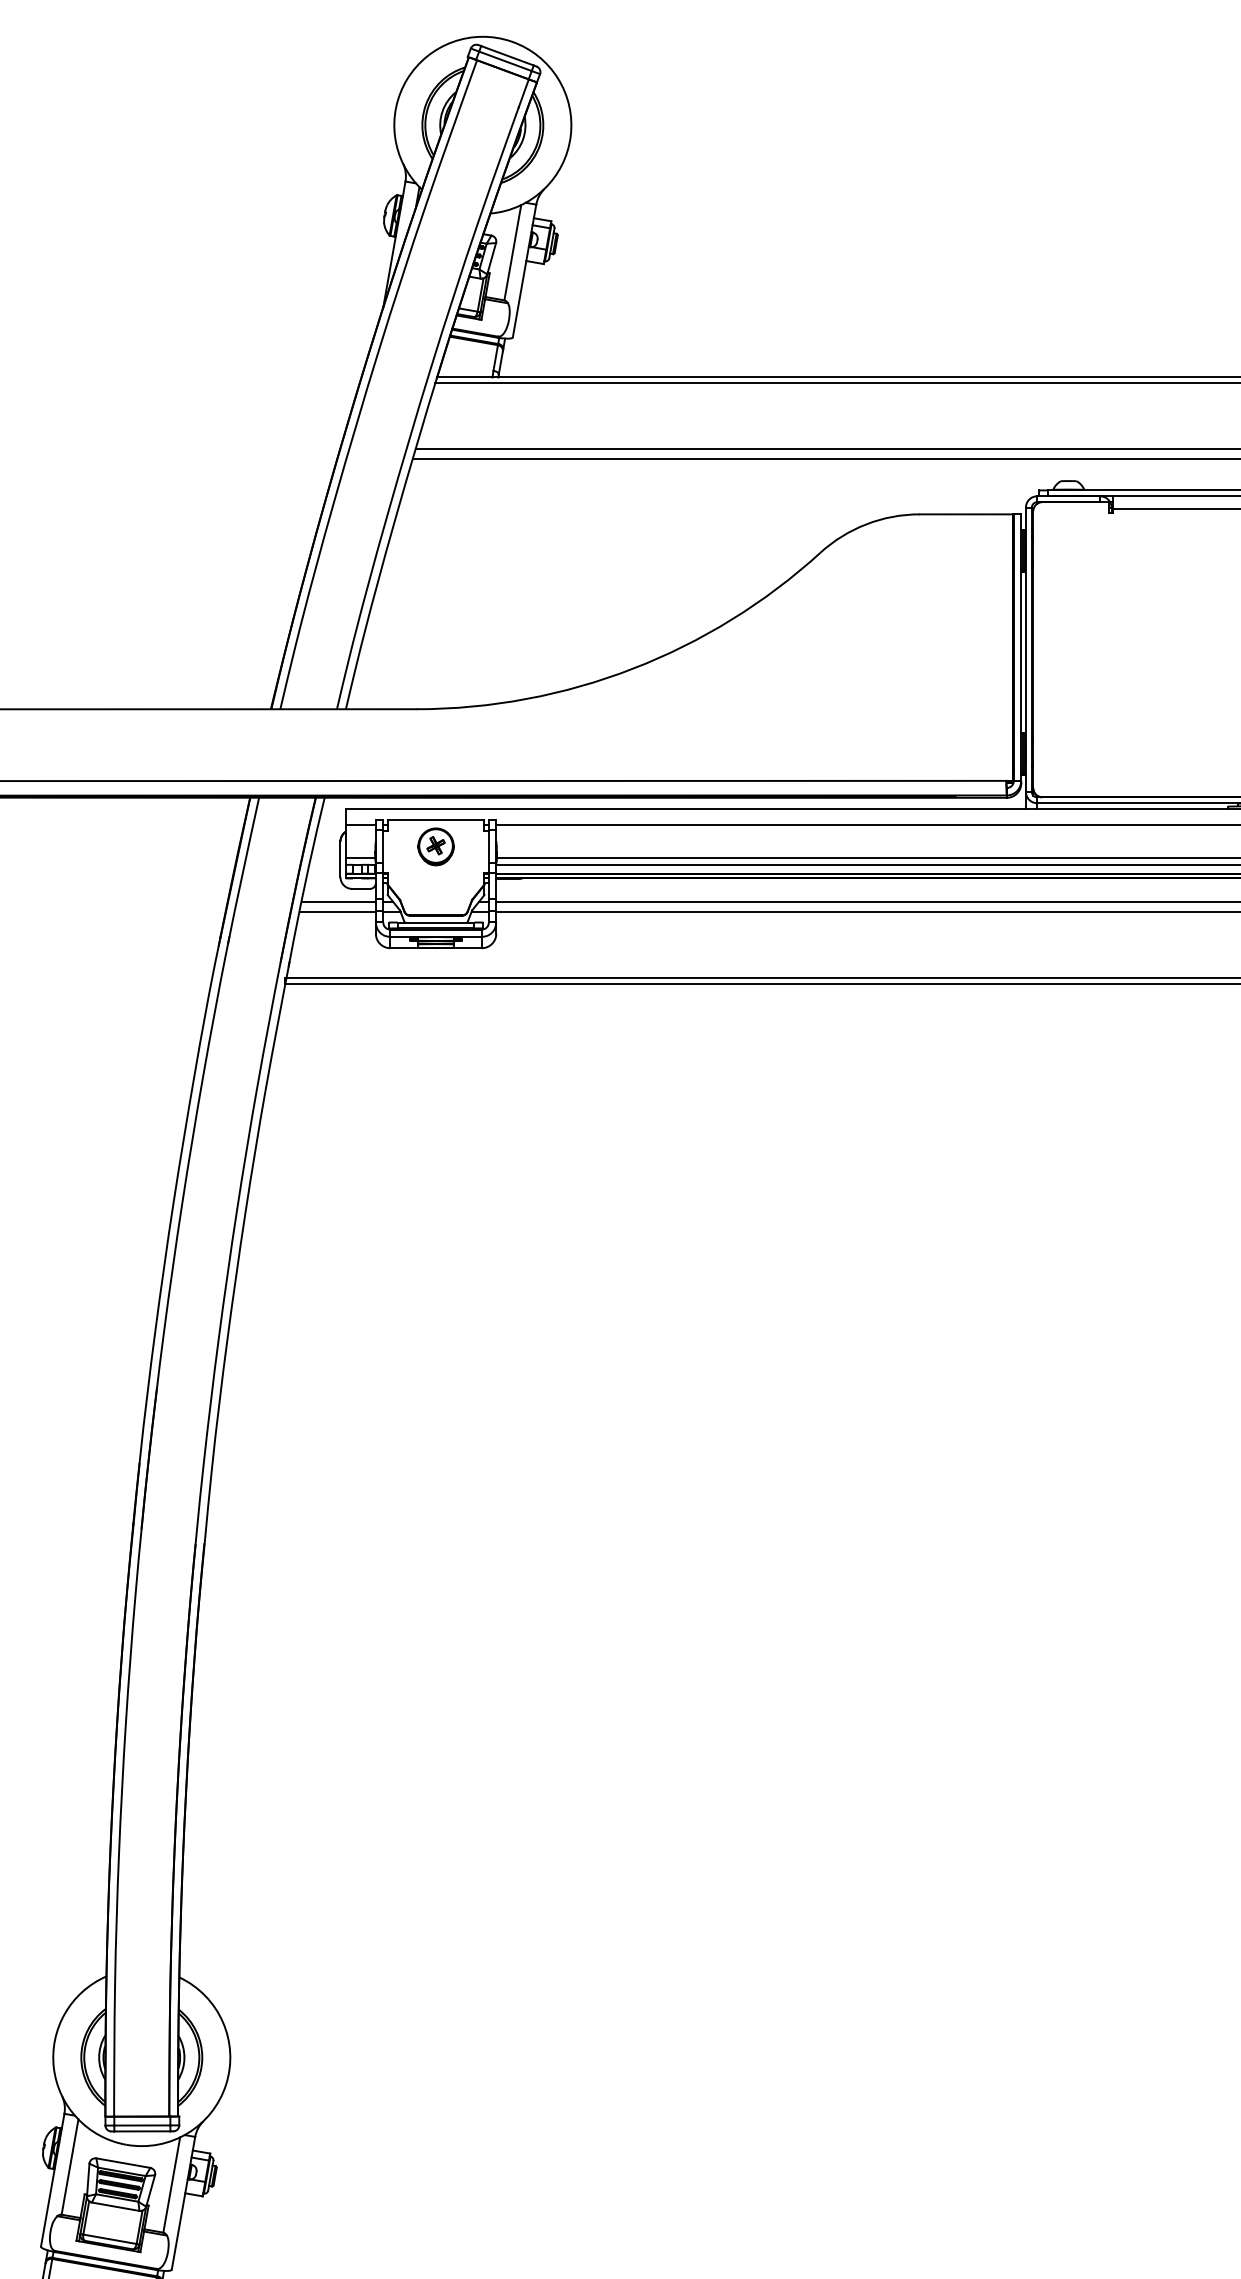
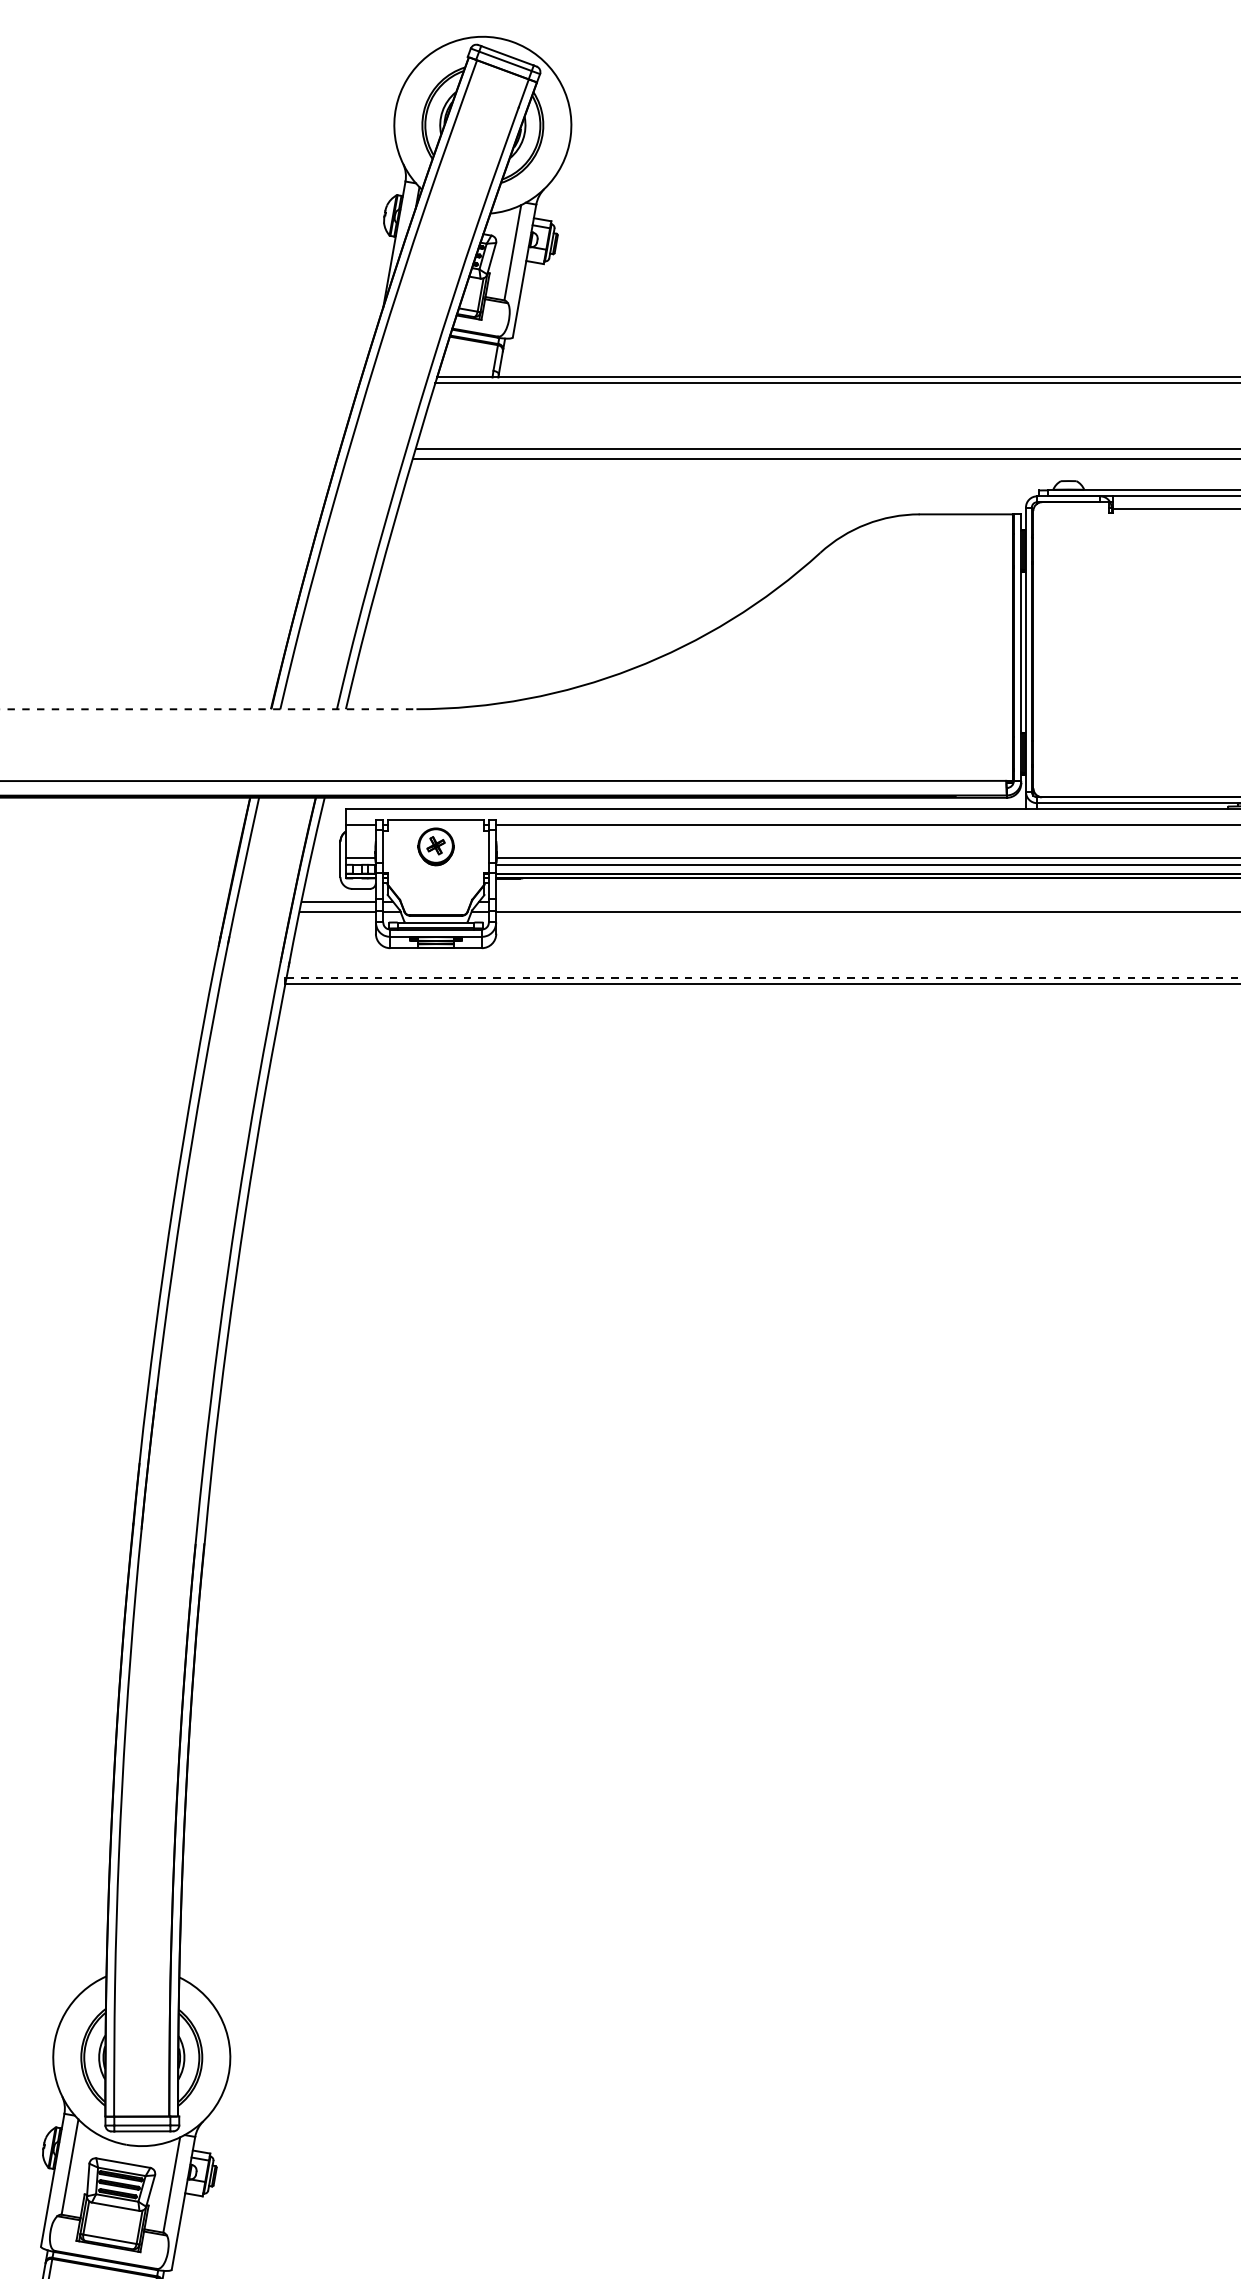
line: solid -> dashed (208, 709)
line: present -> none (866, 901)
line: solid -> dashed (763, 977)
